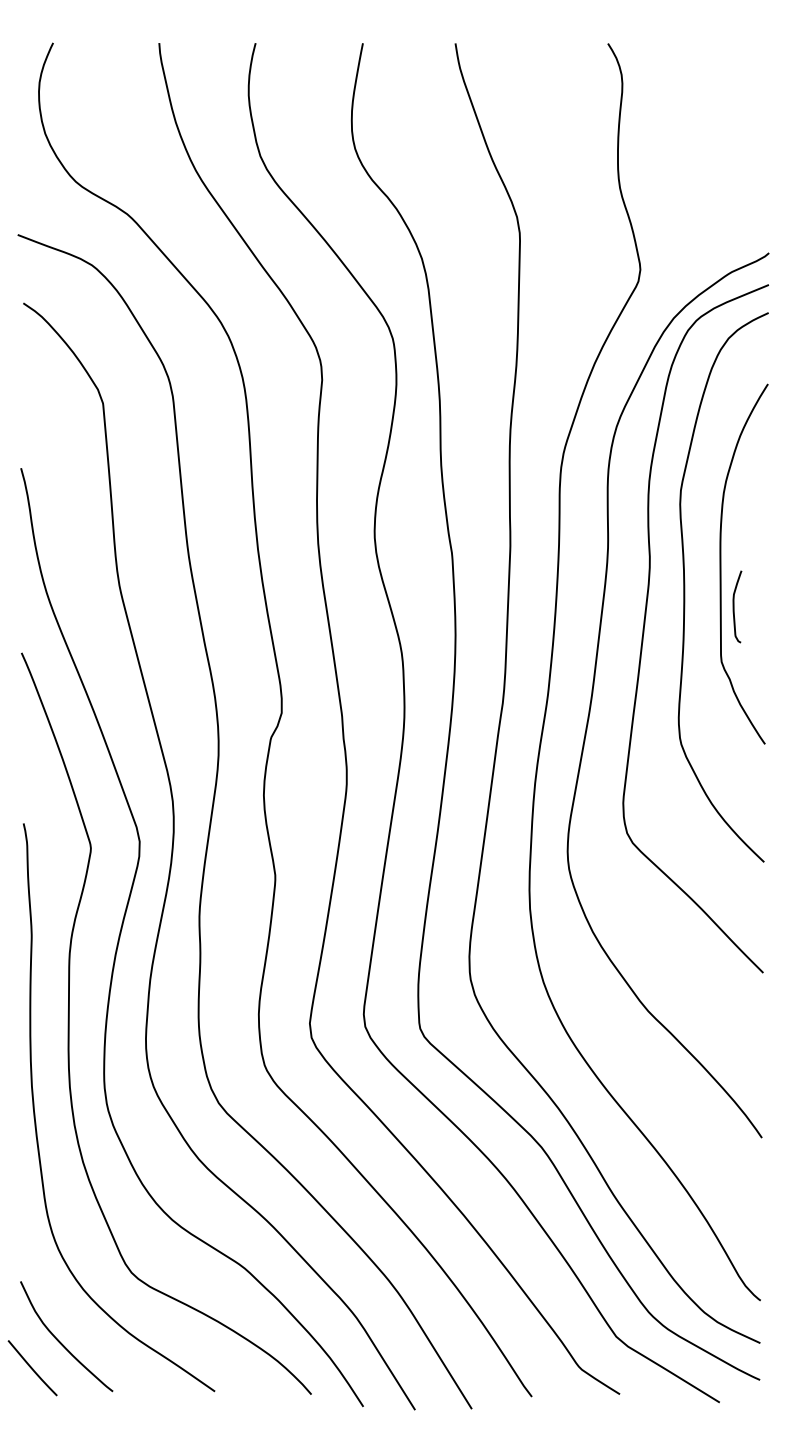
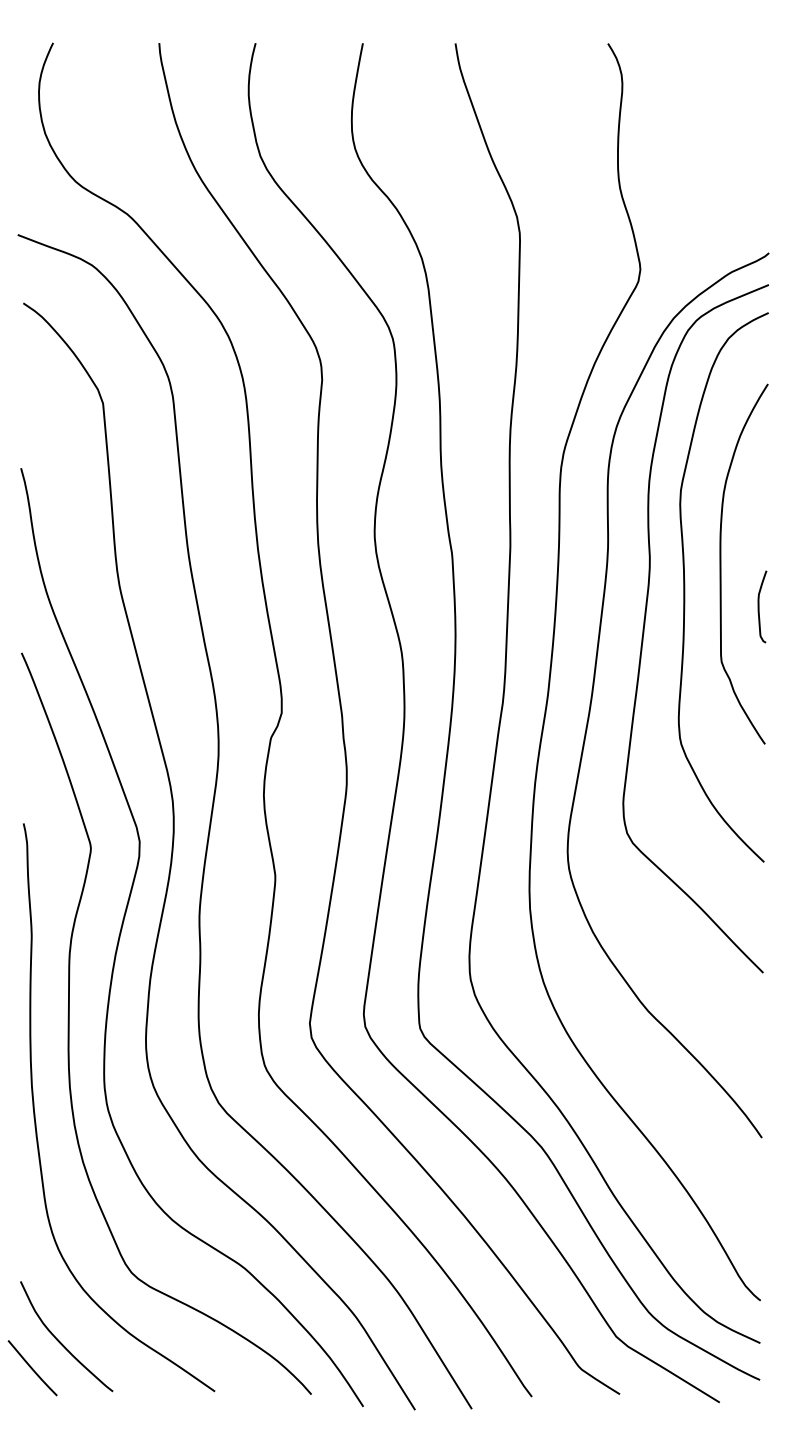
curve position: (734, 606) -> (759, 606) (759, 606)
